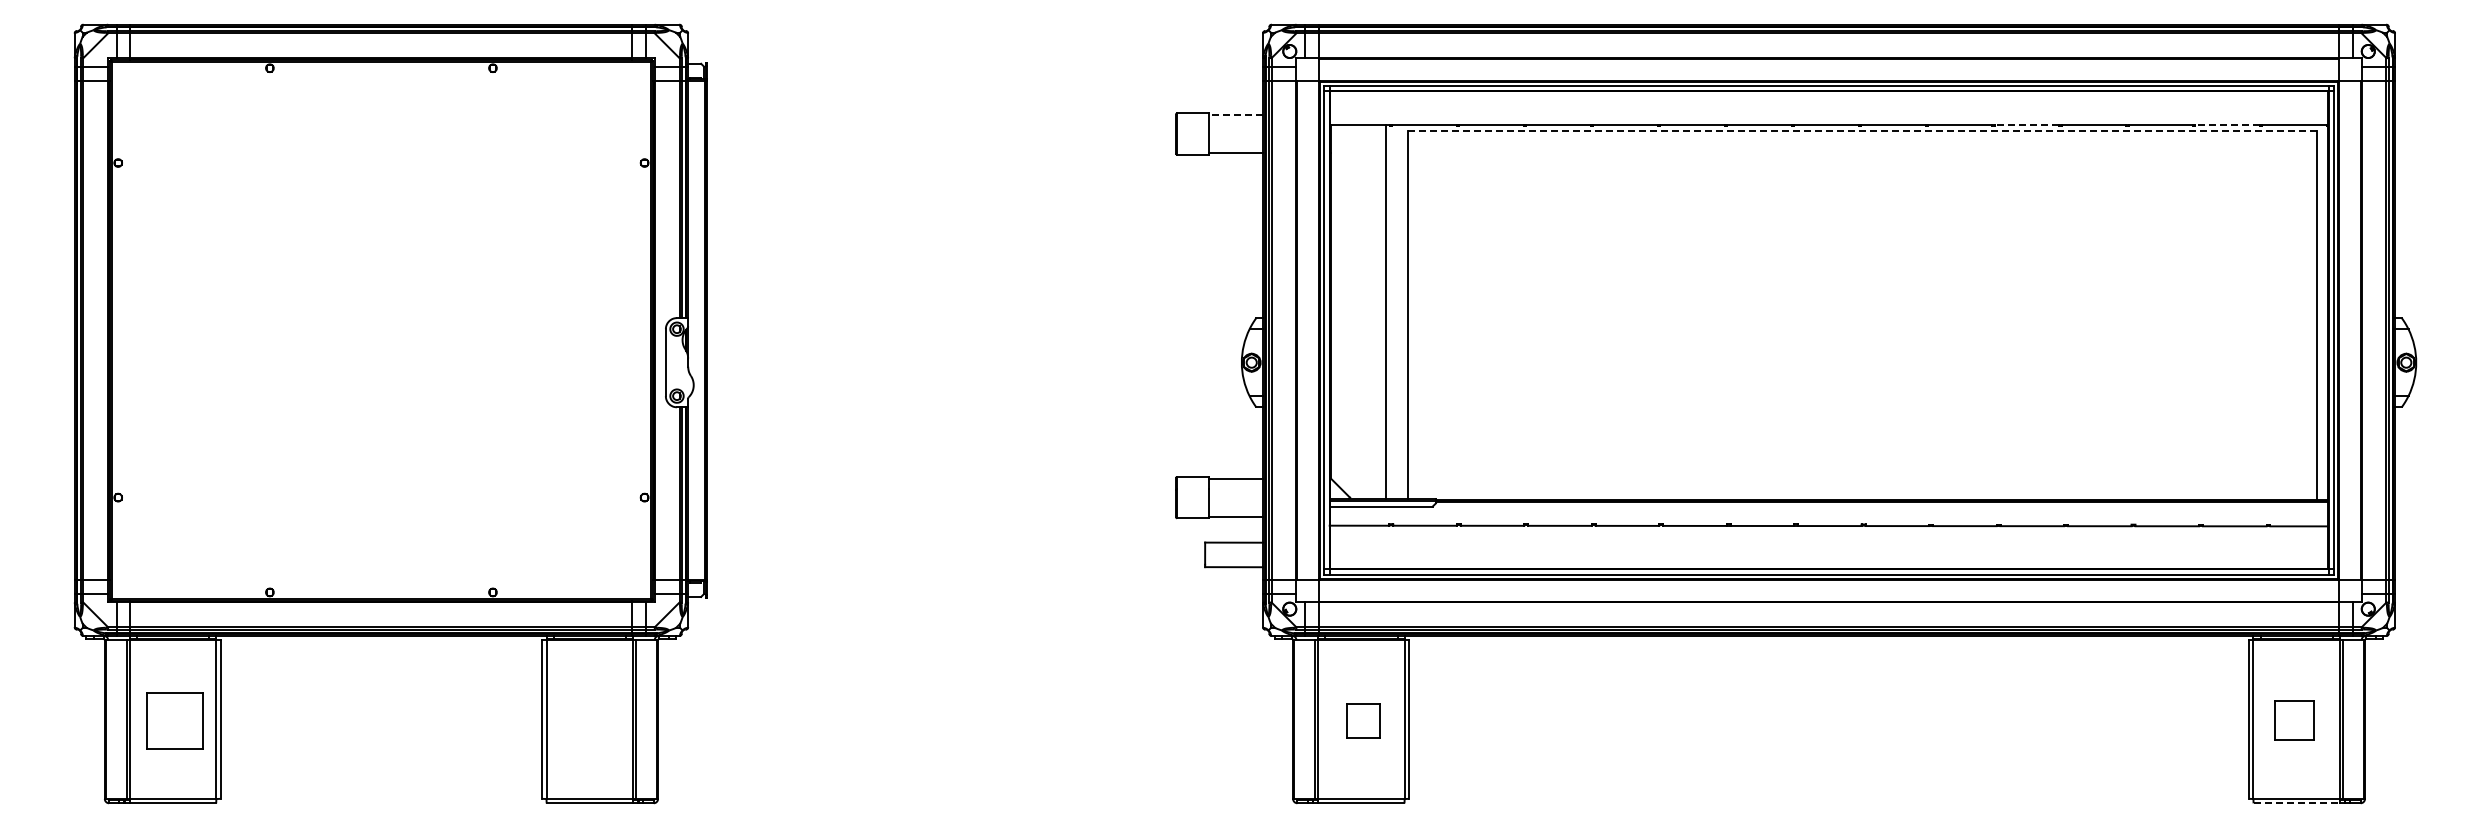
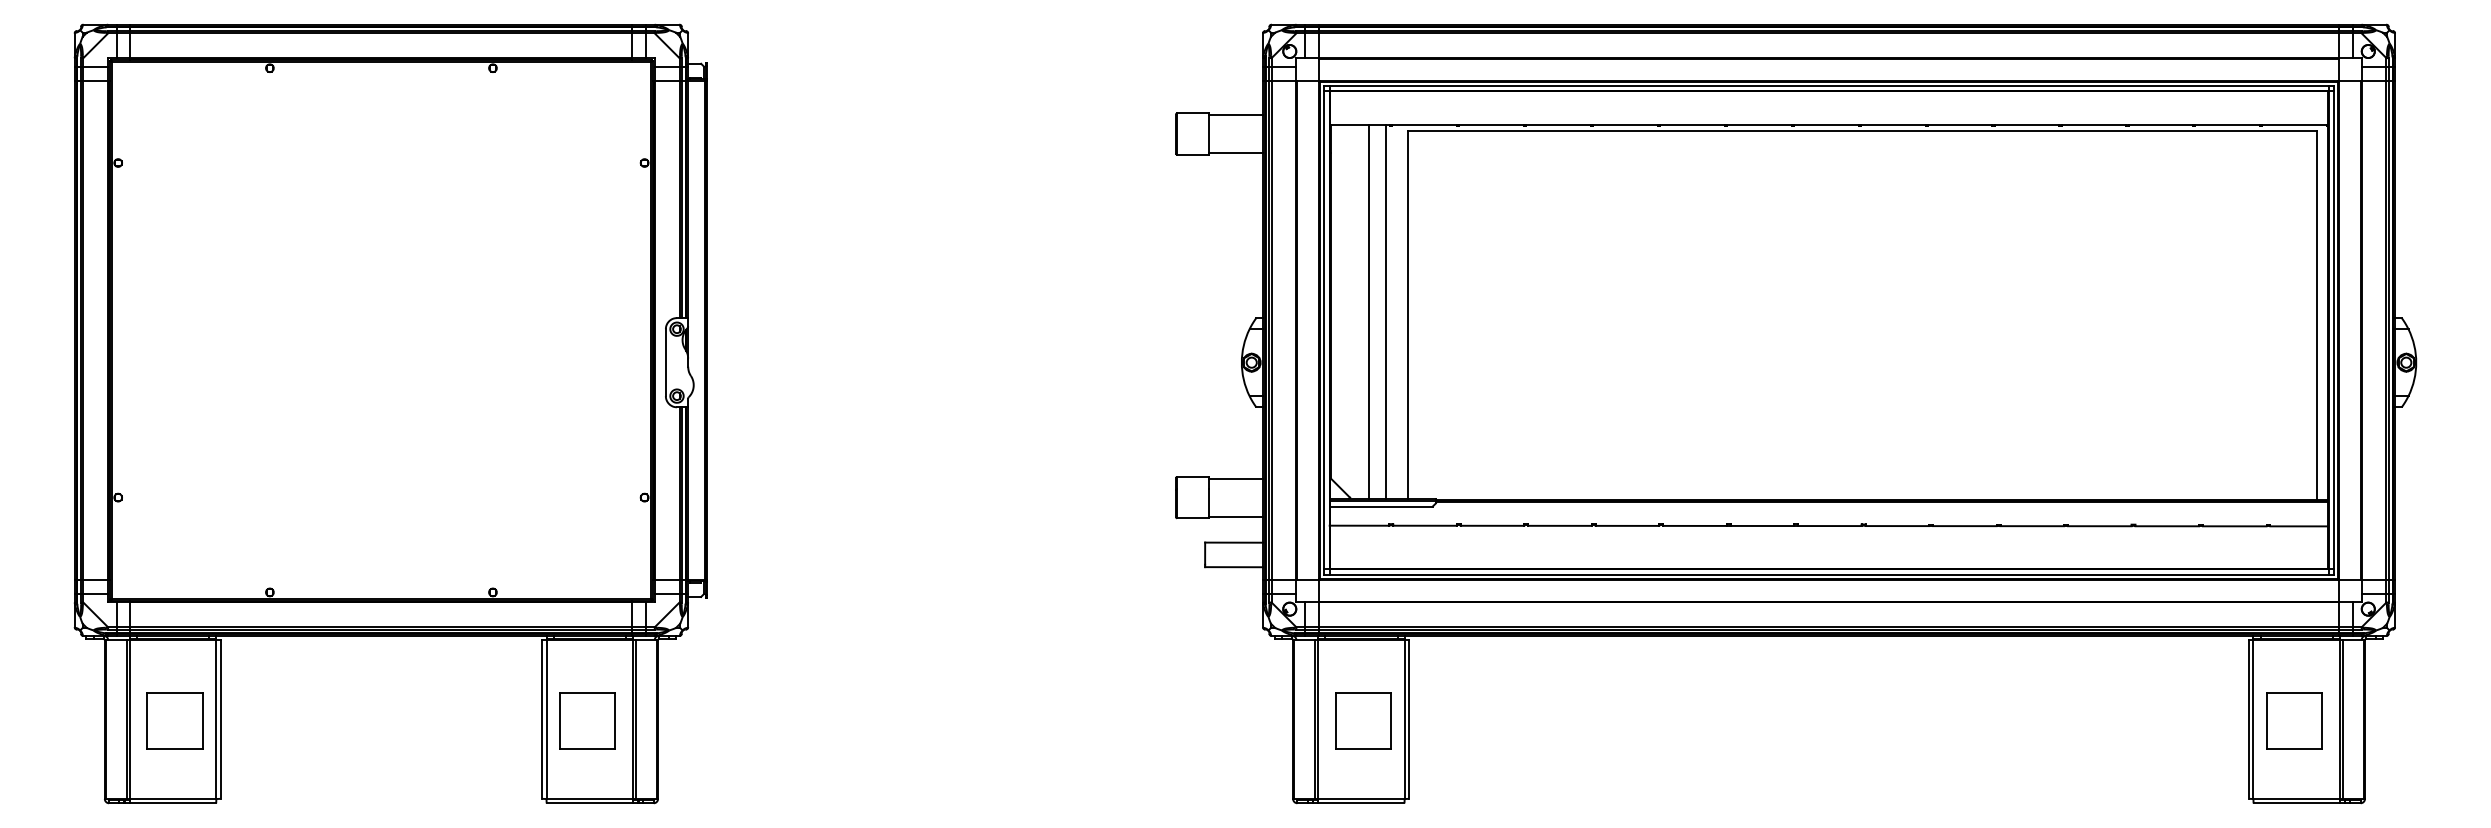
line: dashed -> solid (1236, 115)
line: dashed -> solid (2026, 124)
line: dashed -> solid (2227, 124)
line: dashed -> solid (1862, 130)
line: none -> present (1368, 311)
part: none -> present (587, 720)
part size: 35x36 px -> 57x58 px (1363, 720)
part size: 41x41 px -> 57x58 px (2294, 720)
line: dashed -> solid (2297, 803)
